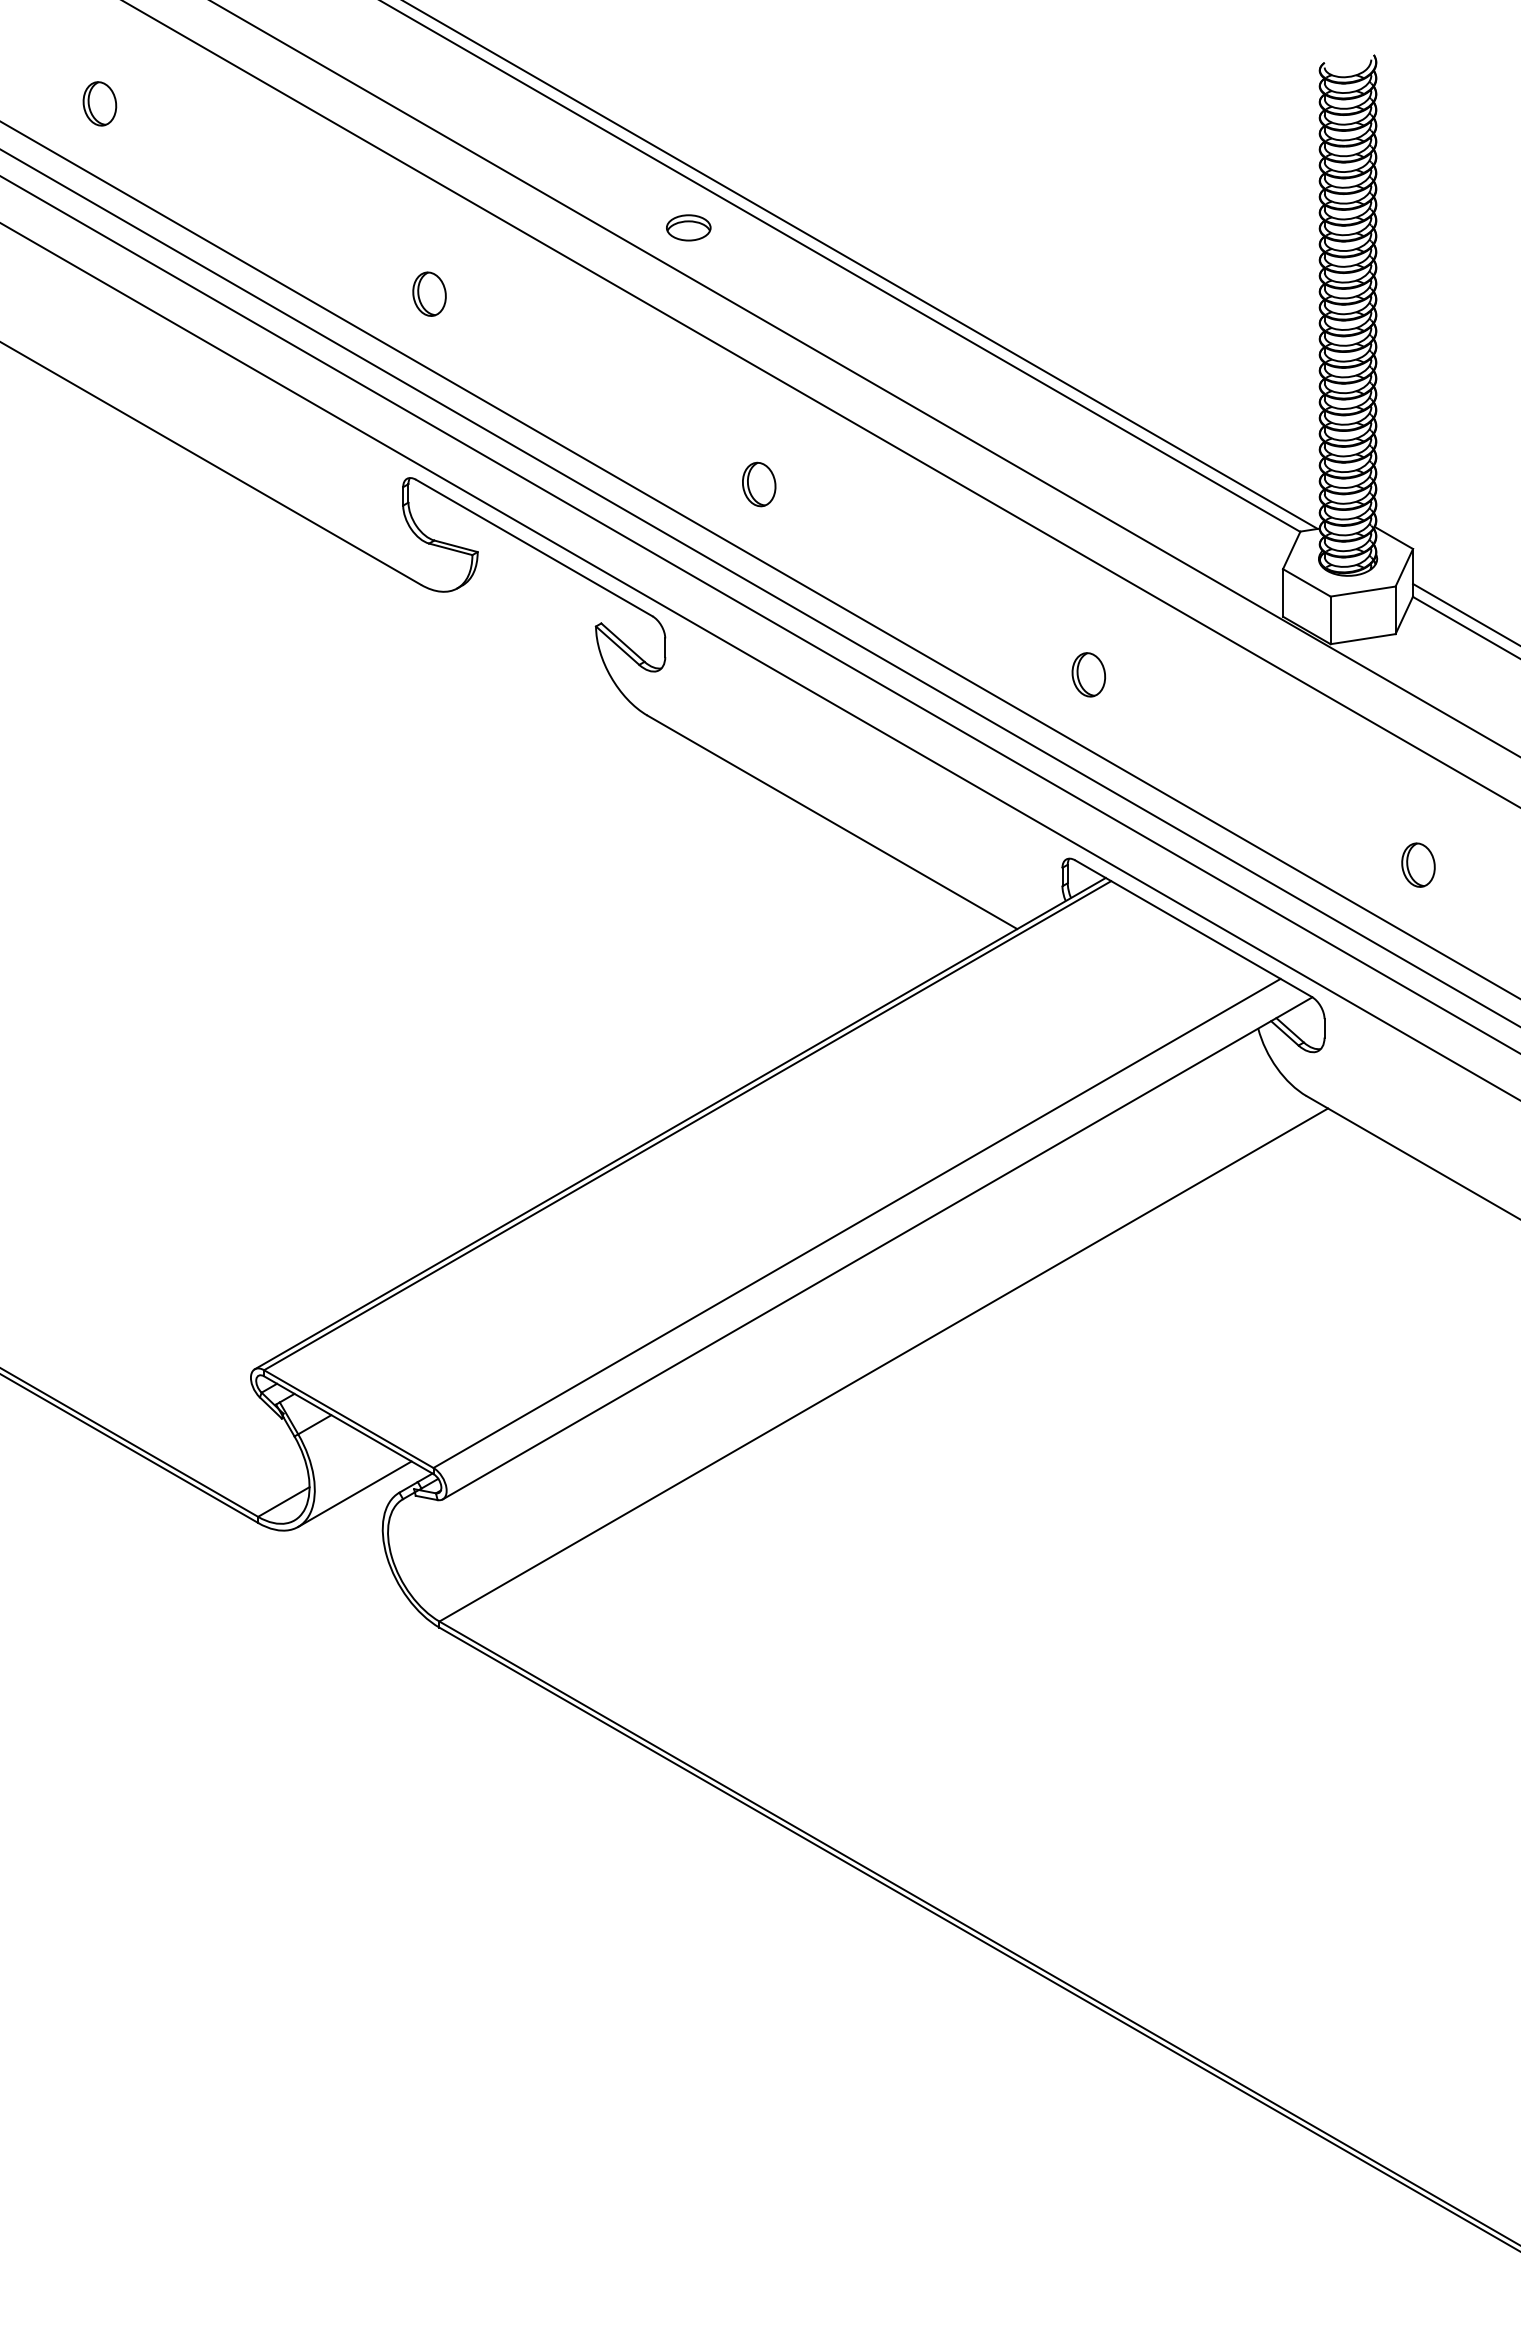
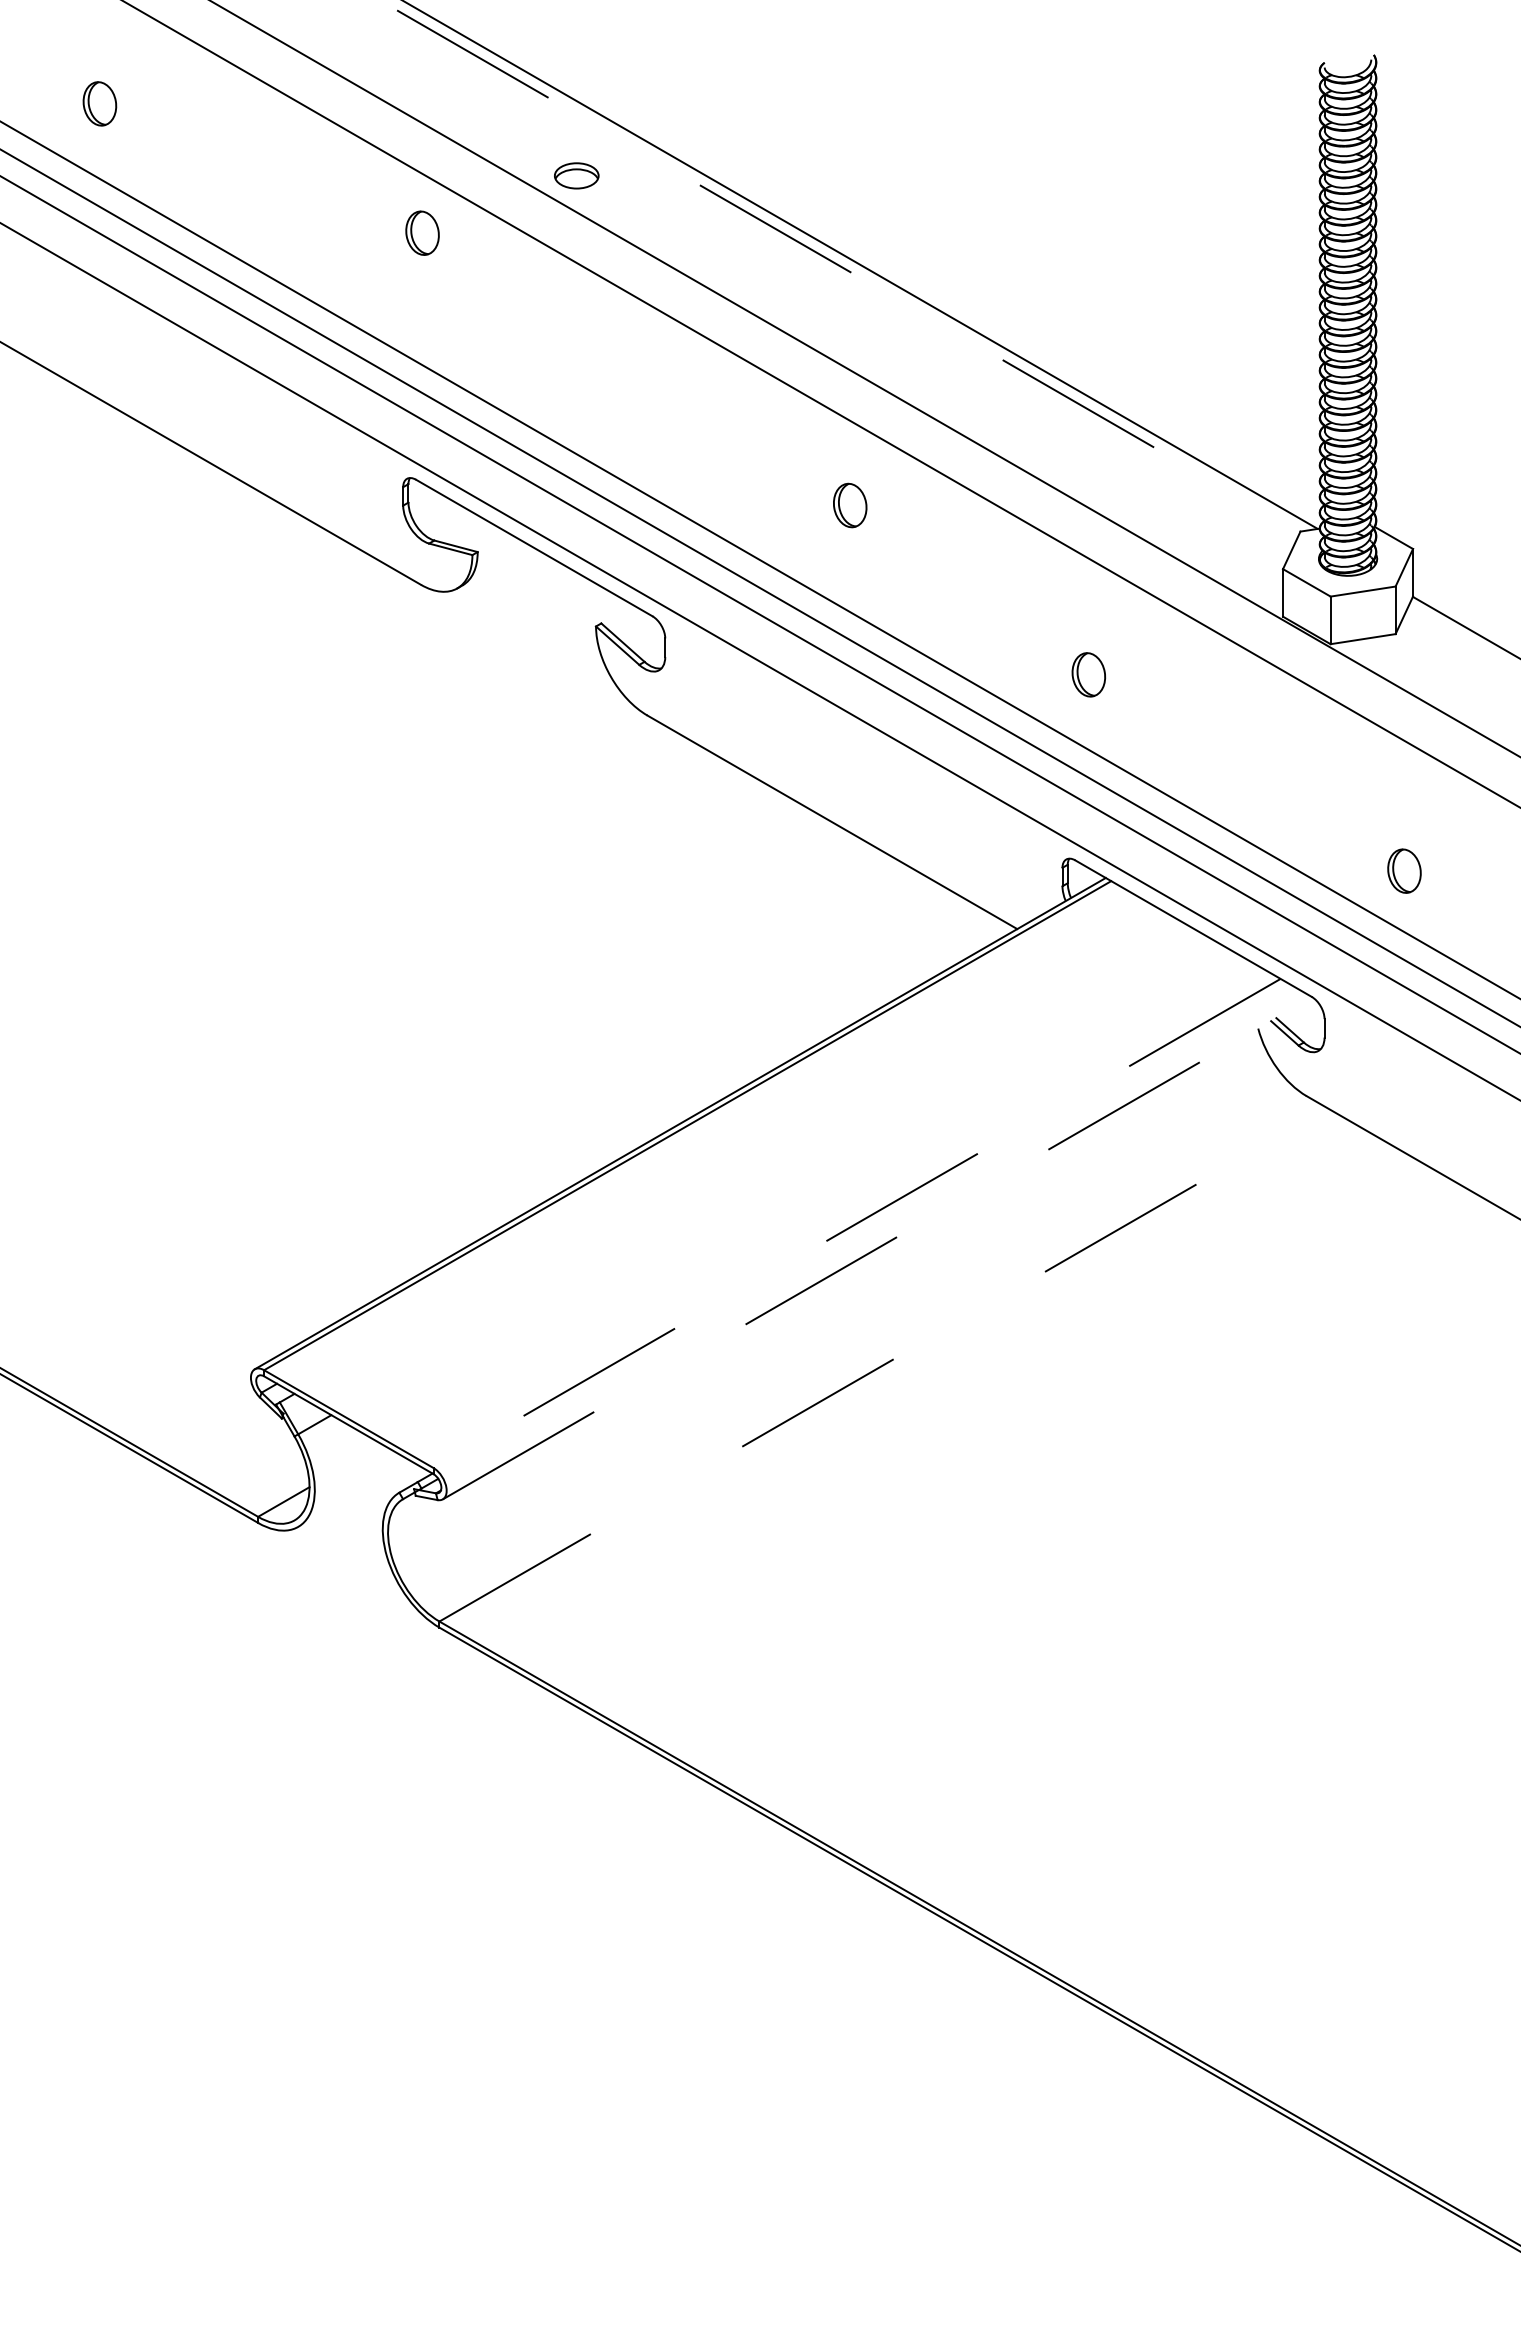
part position: (688, 227) -> (576, 175) (576, 175)
line: solid -> dashed (839, 265)
part position: (429, 293) -> (422, 232) (422, 232)
part position: (759, 484) -> (850, 505) (850, 505)
line: present -> none (1465, 613)
part position: (1418, 864) -> (1404, 870) (1404, 870)
line: solid -> dashed (856, 1223)
line: solid -> dashed (878, 1248)
line: solid -> dashed (884, 1364)
line: present -> none (354, 1493)
